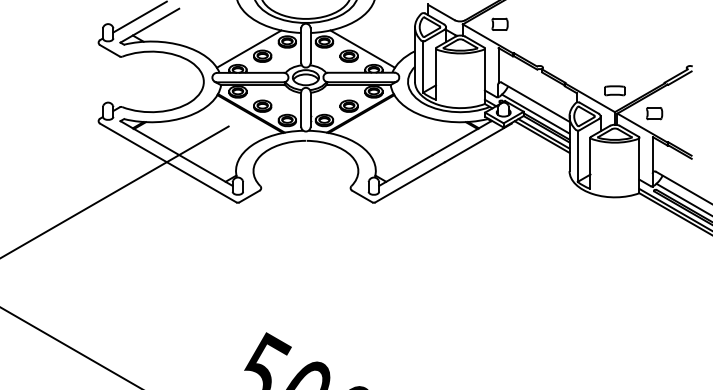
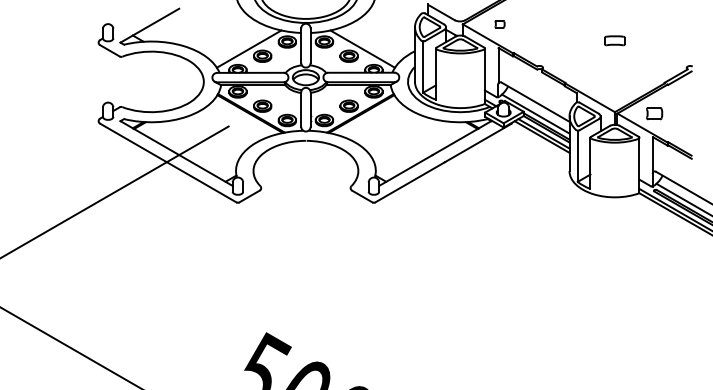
line: present -> none (139, 17)
part size: 18x14 px -> 12x9 px (499, 24)
part position: (614, 90) -> (614, 40) (614, 40)
